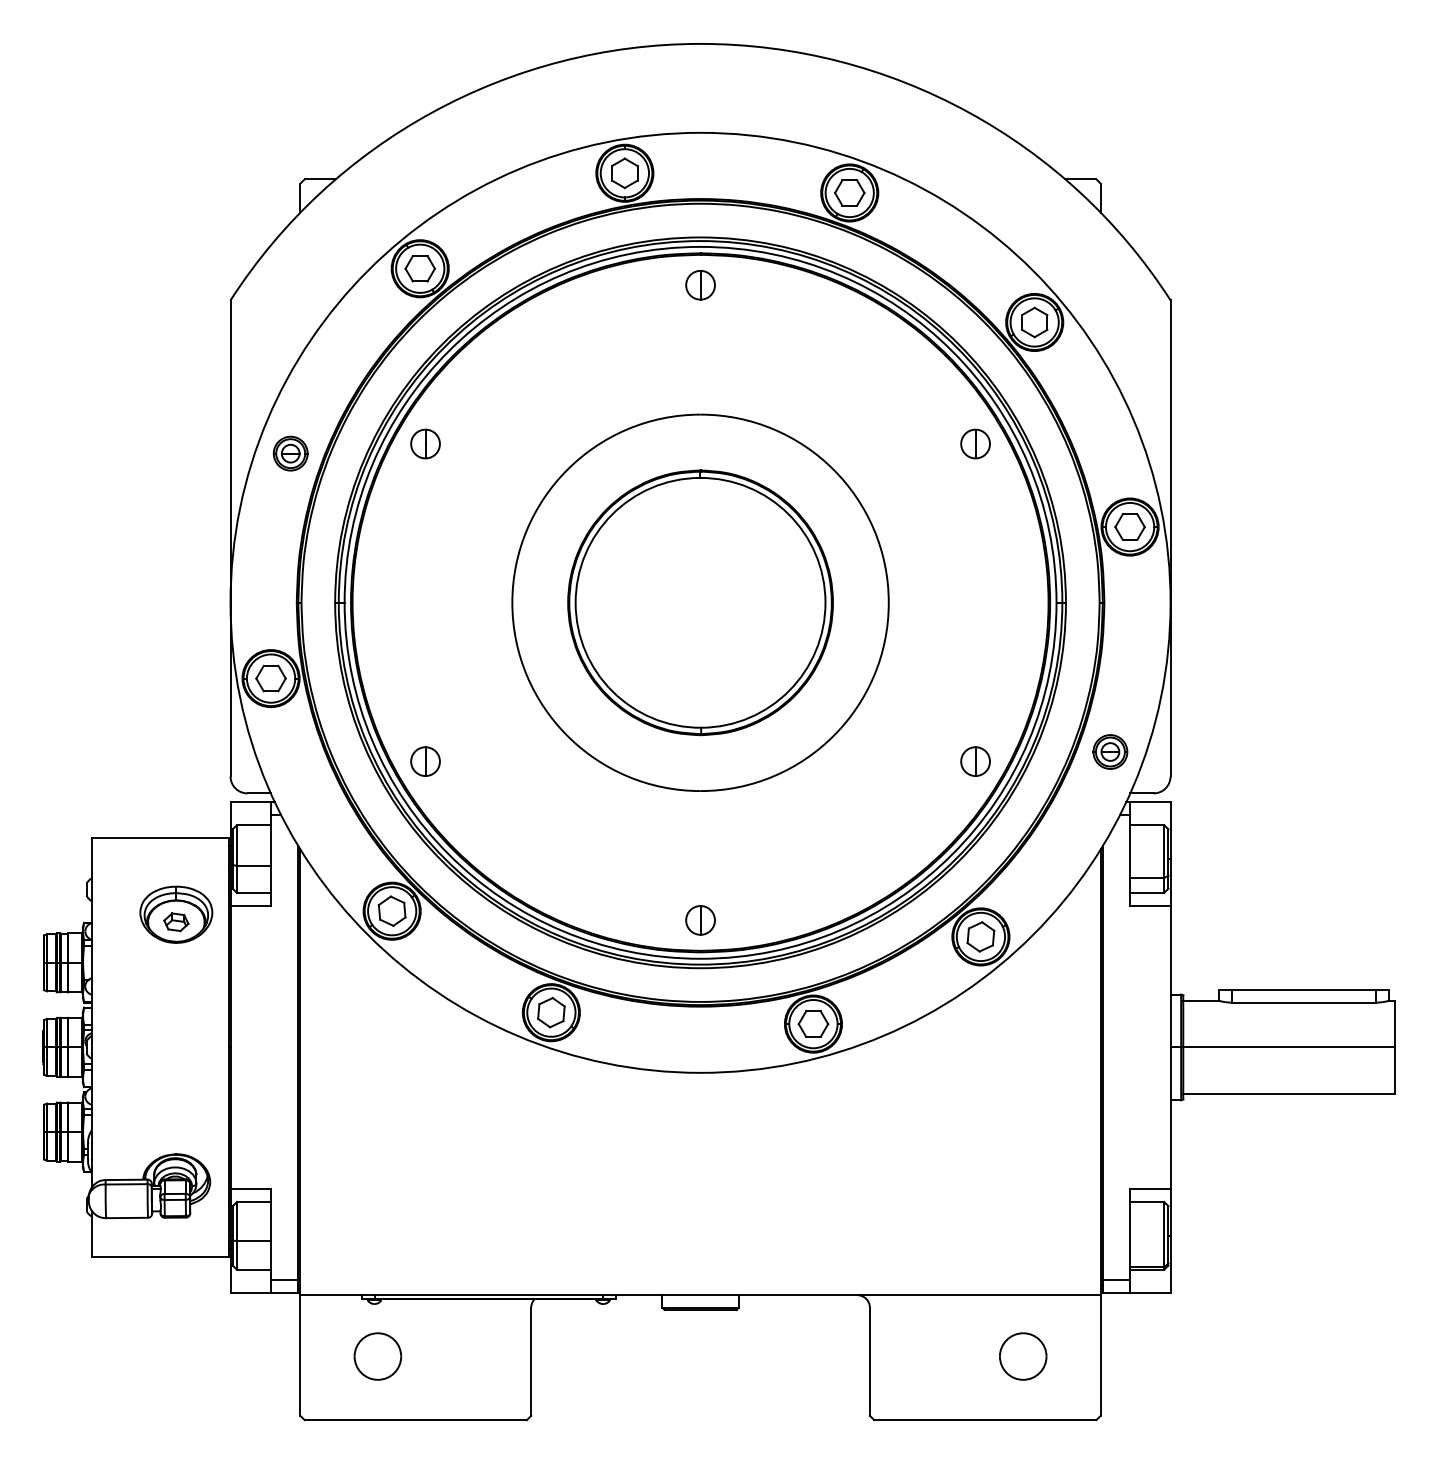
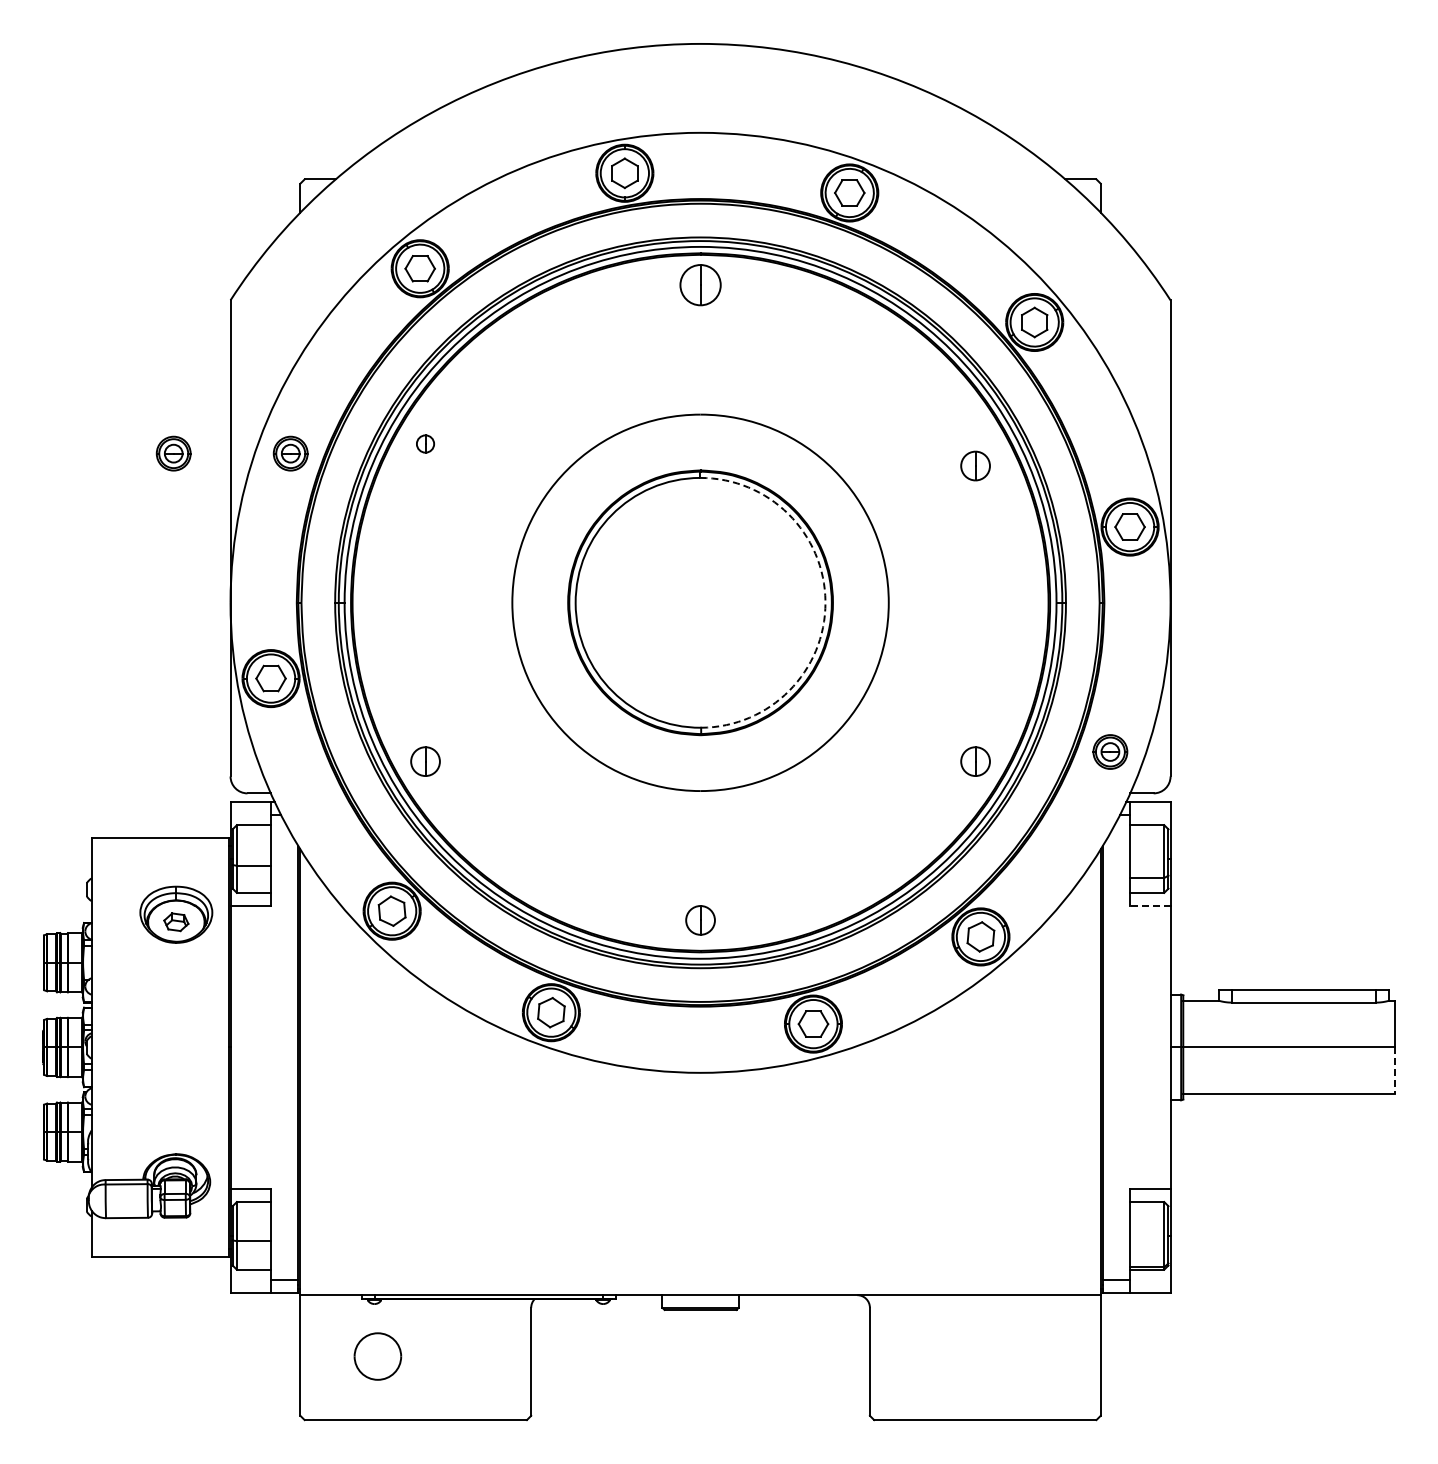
part size: 31x31 px -> 43x43 px (700, 285)
part size: 31x32 px -> 19x20 px (425, 443)
part position: (975, 443) -> (975, 465) (975, 465)
part: none -> present (173, 453)
arc: solid -> dashed (825, 602)
line: solid -> dashed (1149, 905)
line: solid -> dashed (1395, 1071)
part: present -> none (1023, 1356)
